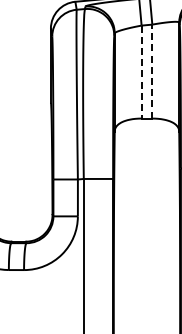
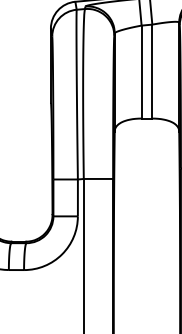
line: dashed -> solid (152, 71)
line: dashed -> solid (141, 72)
